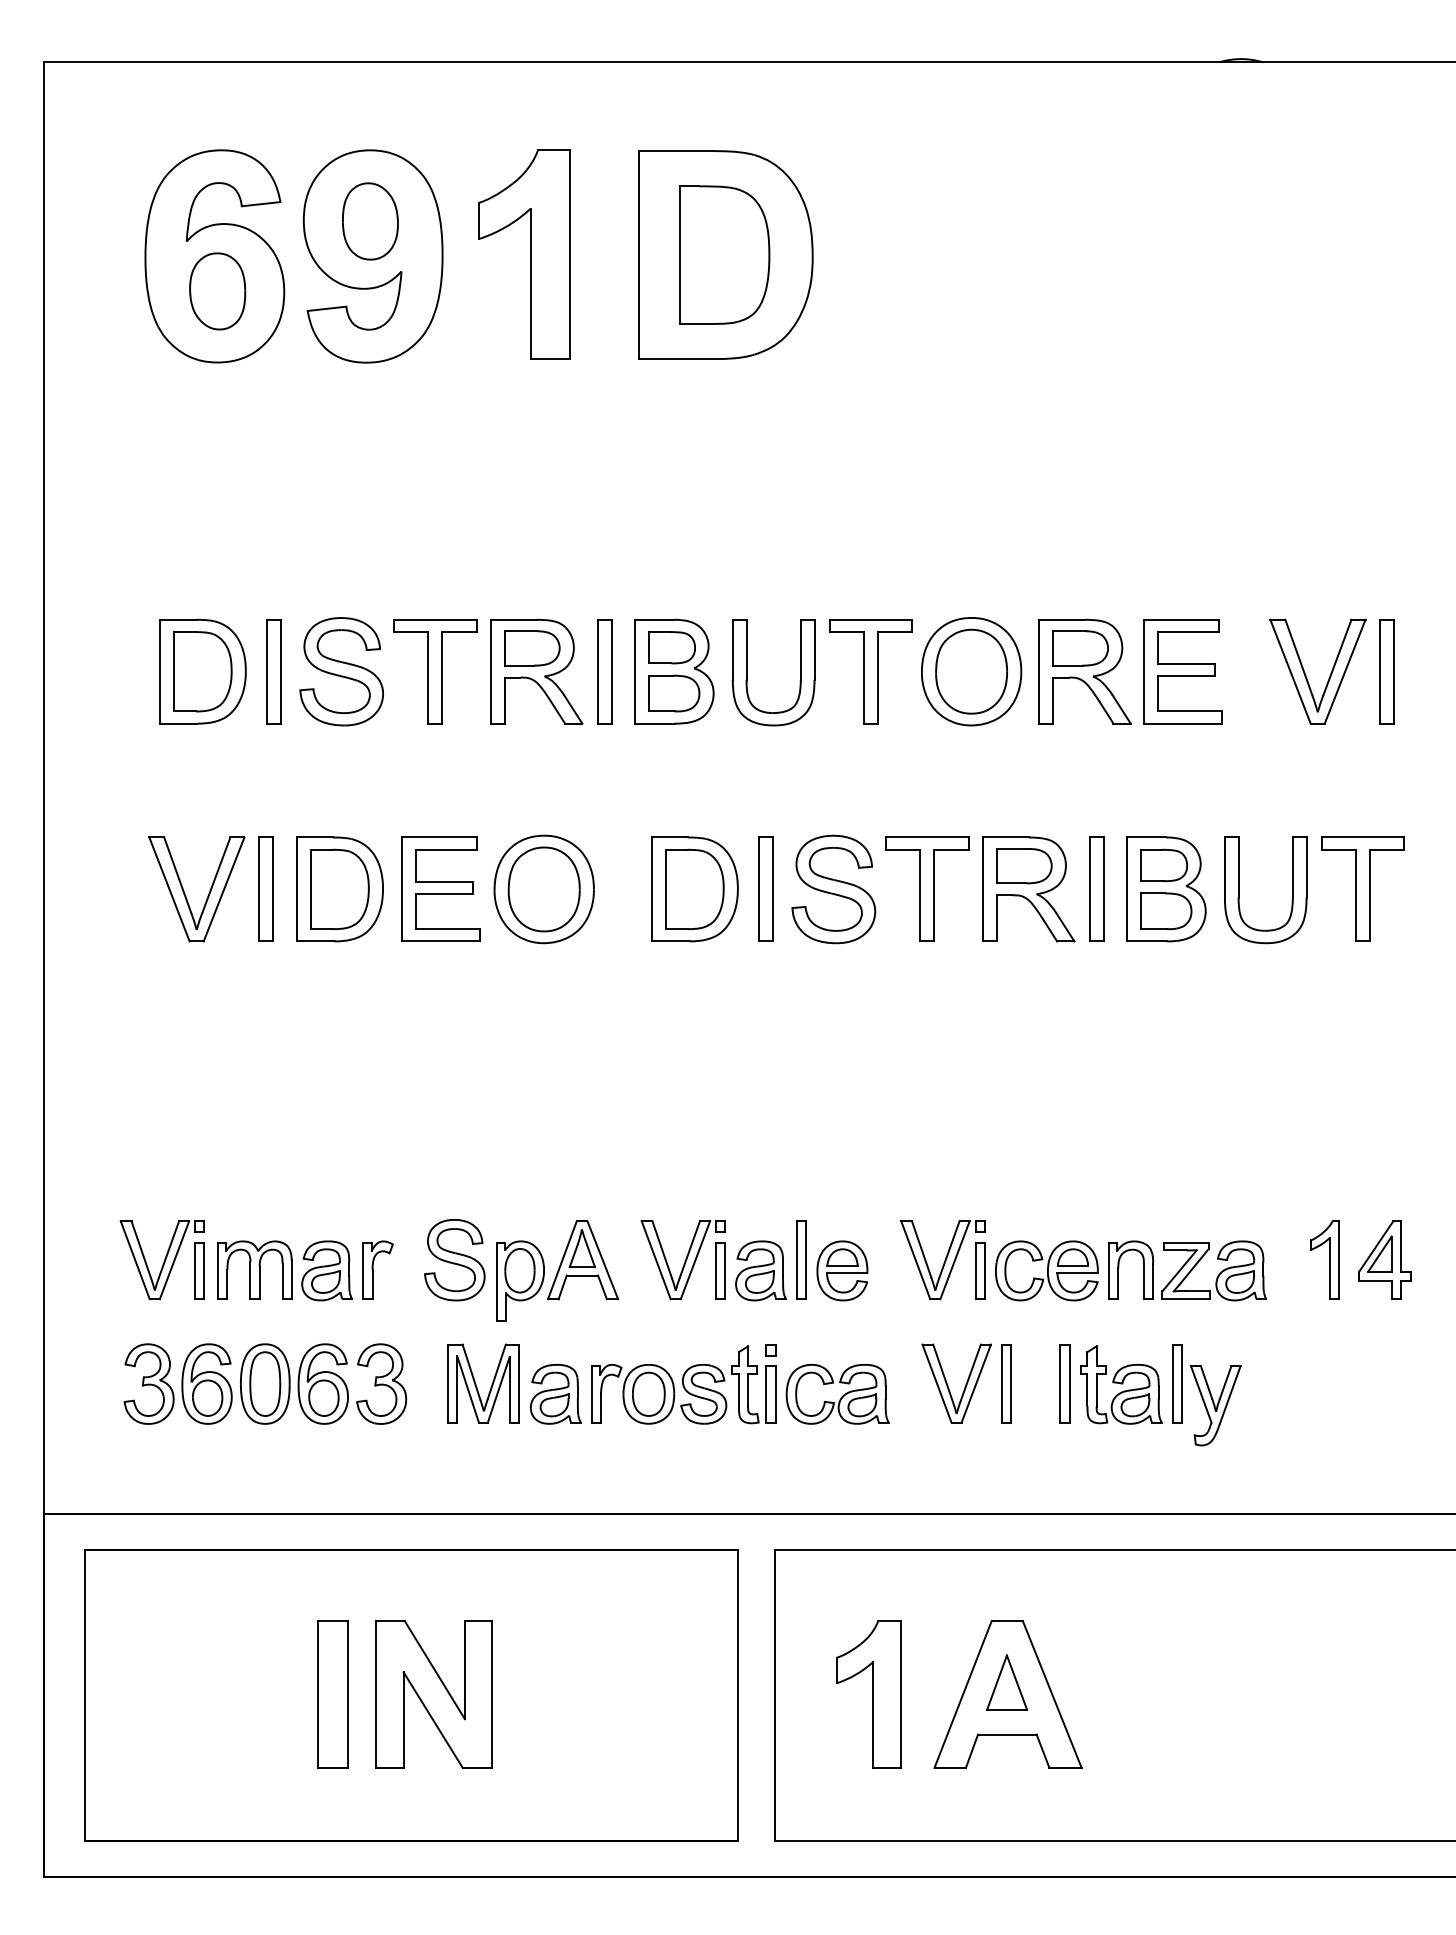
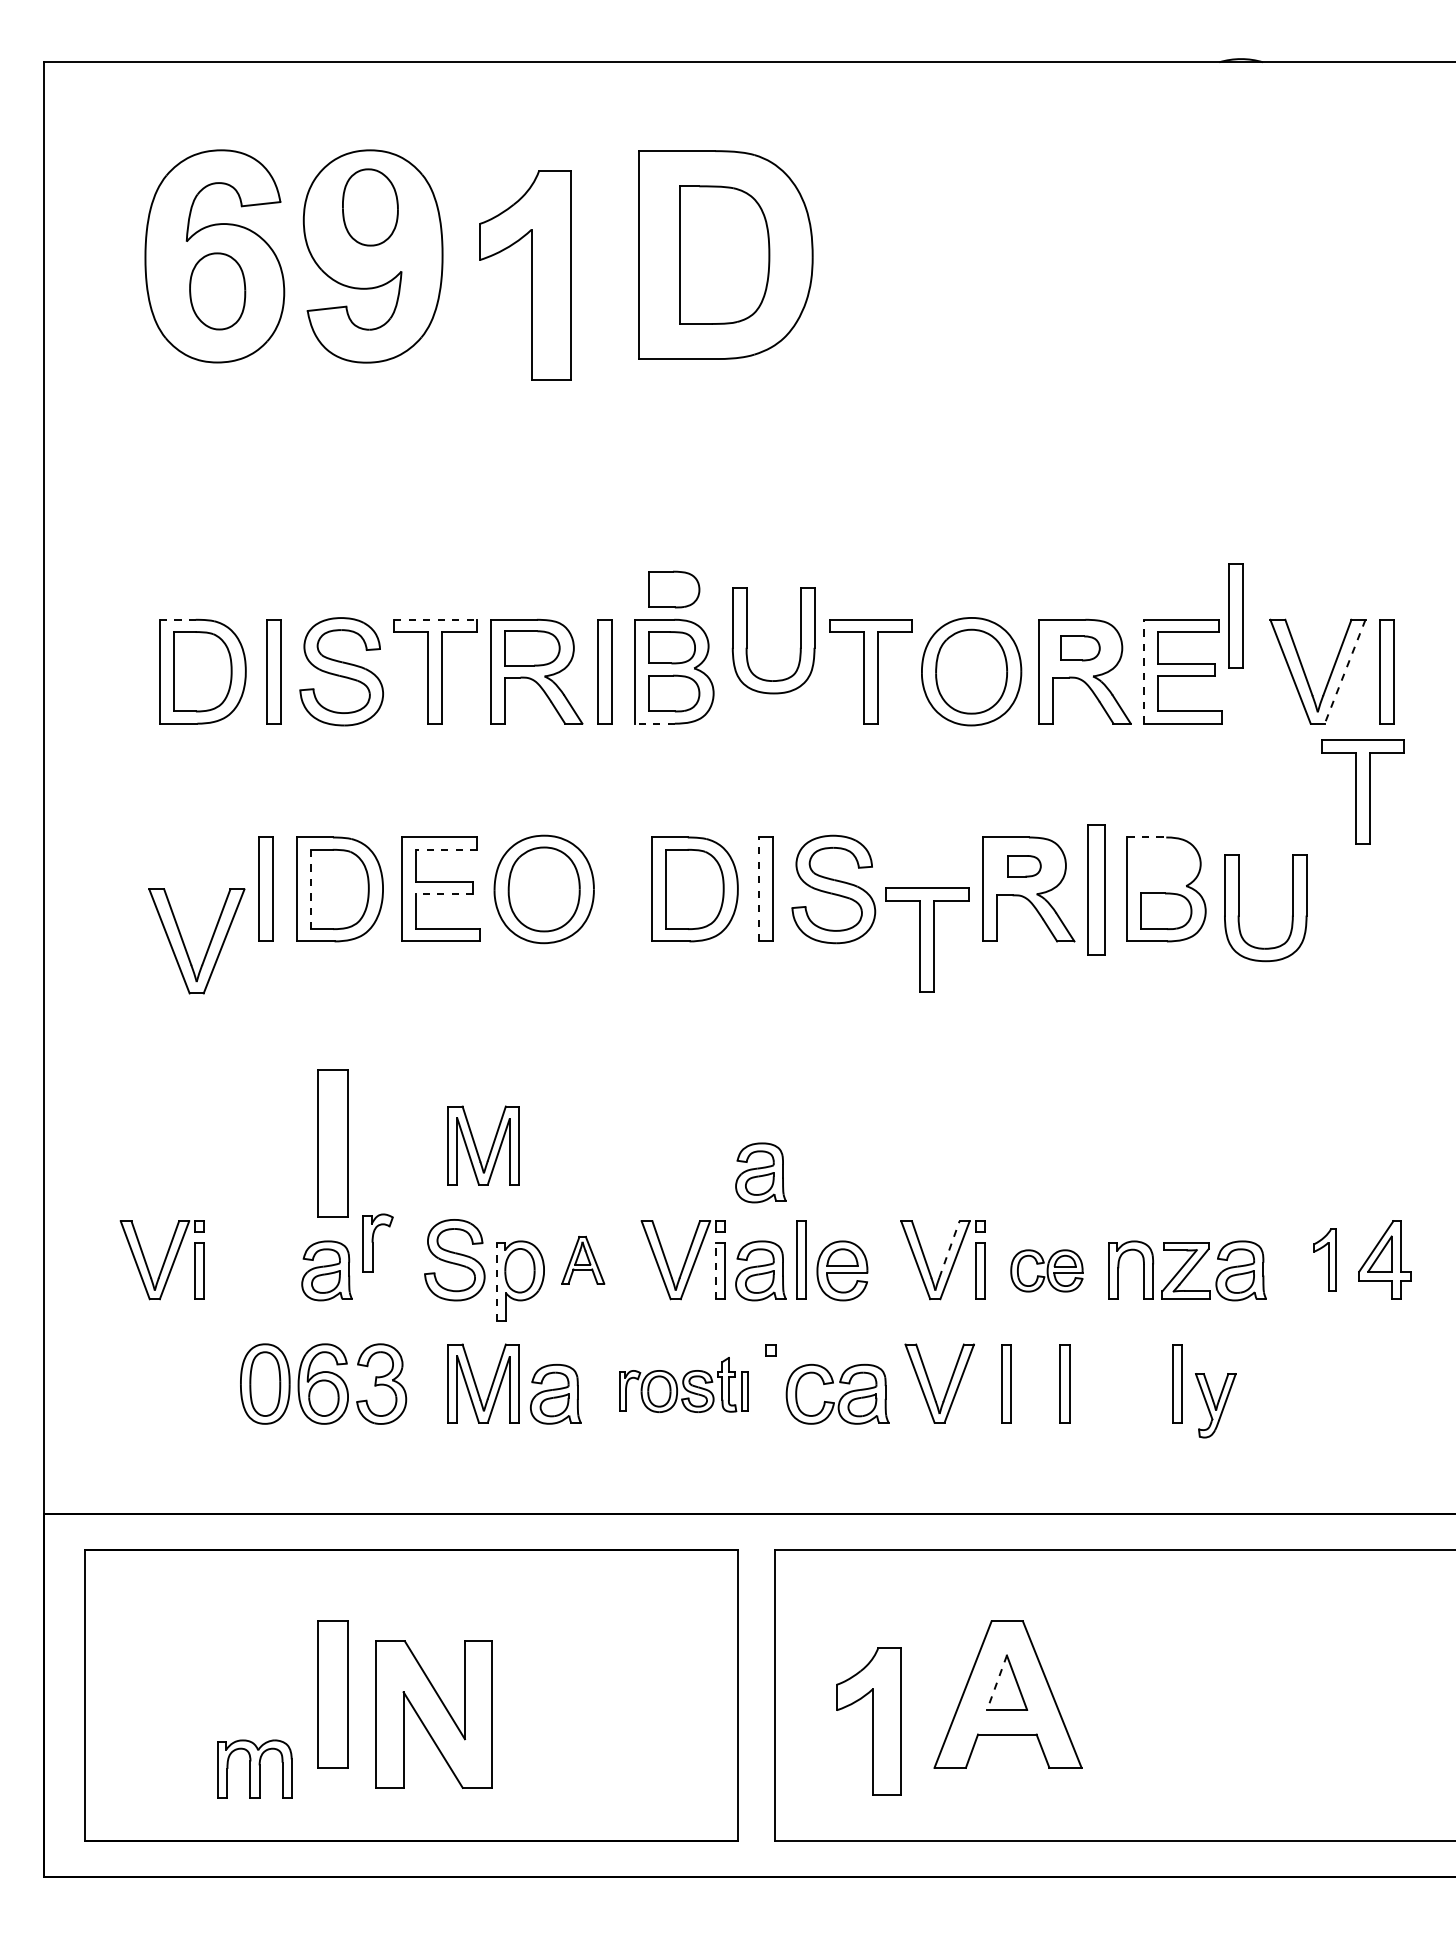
part position: (370, 221) -> (370, 207) (370, 207)
part position: (524, 254) -> (525, 275) (525, 275)
part: none -> present (674, 589)
part: none -> present (1235, 615)
line: solid -> dashed (177, 619)
line: solid -> dashed (435, 619)
part size: 57x37 px -> 41x27 px (1080, 648)
line: solid -> dashed (1144, 671)
line: solid -> dashed (1345, 671)
part position: (747, 672) -> (747, 640) (747, 640)
line: solid -> dashed (655, 723)
line: solid -> dashed (1147, 837)
line: solid -> dashed (446, 849)
part: present -> none (1164, 865)
part size: 57x37 px -> 35x23 px (1024, 866)
part position: (927, 888) -> (927, 939) (927, 939)
part size: 16x106 px -> 19x132 px (1096, 889)
part position: (1362, 888) -> (1362, 791) (1362, 791)
line: solid -> dashed (310, 889)
line: solid -> dashed (759, 889)
part position: (1239, 890) -> (1239, 908) (1239, 908)
part position: (185, 893) -> (185, 945) (185, 945)
line: solid -> dashed (444, 893)
part: none -> present (332, 1143)
part: none -> present (476, 1145)
part: none -> present (760, 1172)
line: solid -> dashed (949, 1249)
part size: 30x80 px -> 24x64 px (1324, 1259)
part size: 73x81 px -> 45x49 px (583, 1260)
part position: (254, 1269) -> (254, 1768) (254, 1768)
part position: (377, 1269) -> (377, 1242) (377, 1242)
line: solid -> dashed (716, 1270)
part size: 104x62 px -> 74x44 px (1046, 1270)
line: solid -> dashed (496, 1281)
part: present -> none (177, 1383)
part size: 186x80 px -> 130x56 px (683, 1384)
part: present -> none (1121, 1384)
part position: (948, 1385) -> (931, 1385) (931, 1385)
part size: 52x82 px -> 42x66 px (1215, 1405)
line: solid -> dashed (997, 1682)
part position: (433, 1694) -> (433, 1714) (433, 1714)
part position: (868, 1694) -> (868, 1721) (868, 1721)
